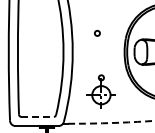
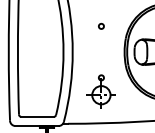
circle position: (97, 32) -> (101, 25) (101, 25)
line: dashed -> solid (38, 116)
arc: dashed -> solid (111, 122)
